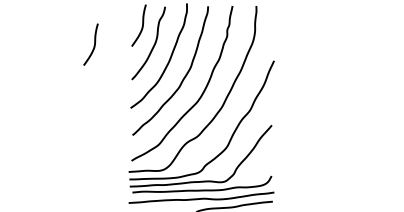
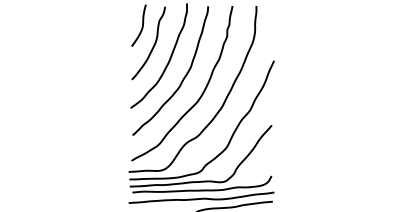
curve: present -> none (93, 45)
